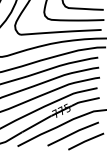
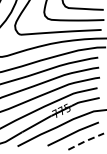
line: solid -> dashed (85, 141)
